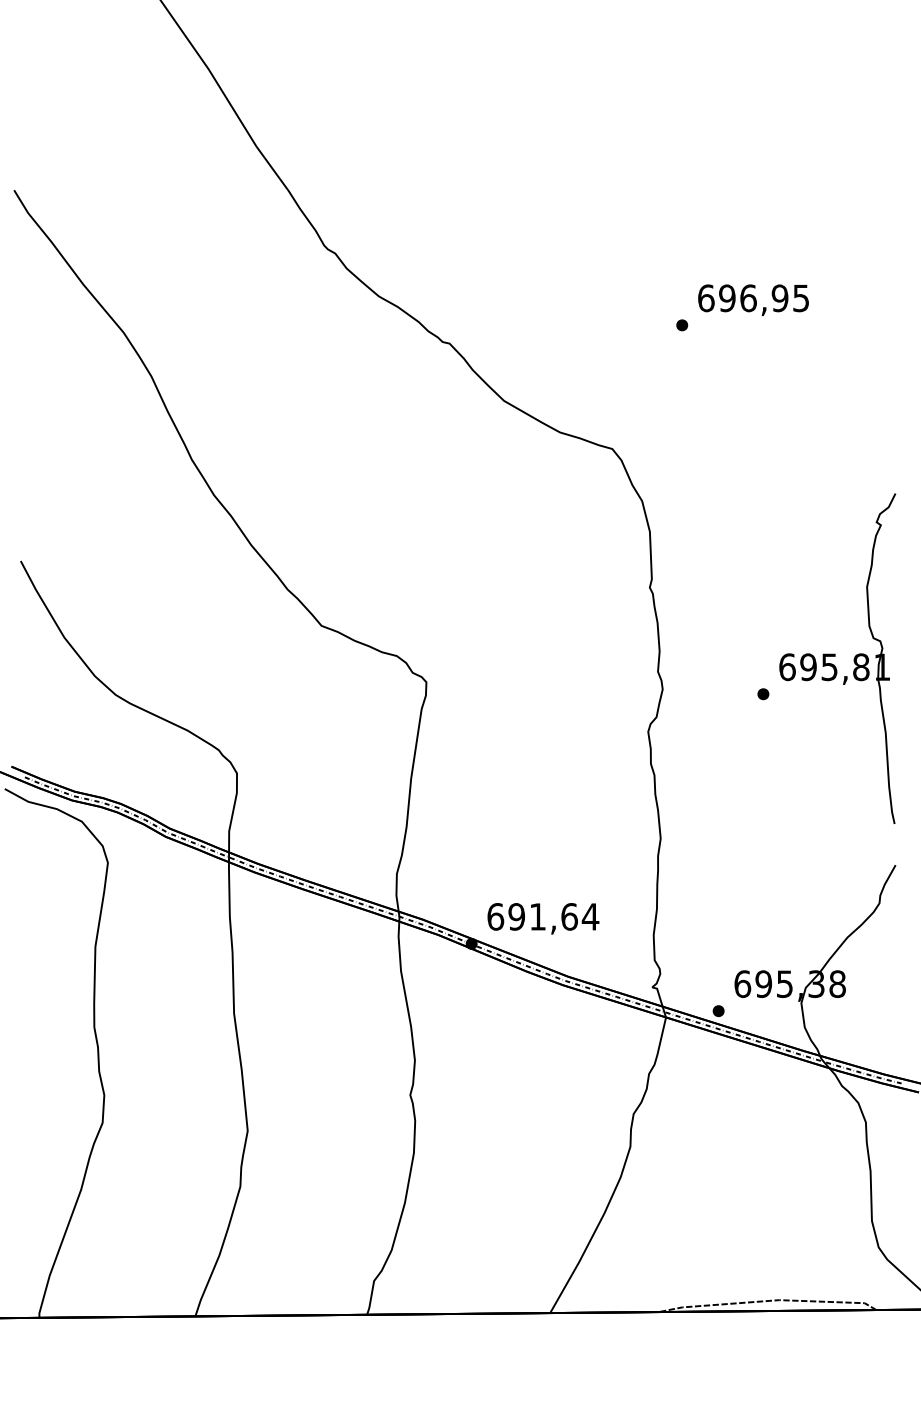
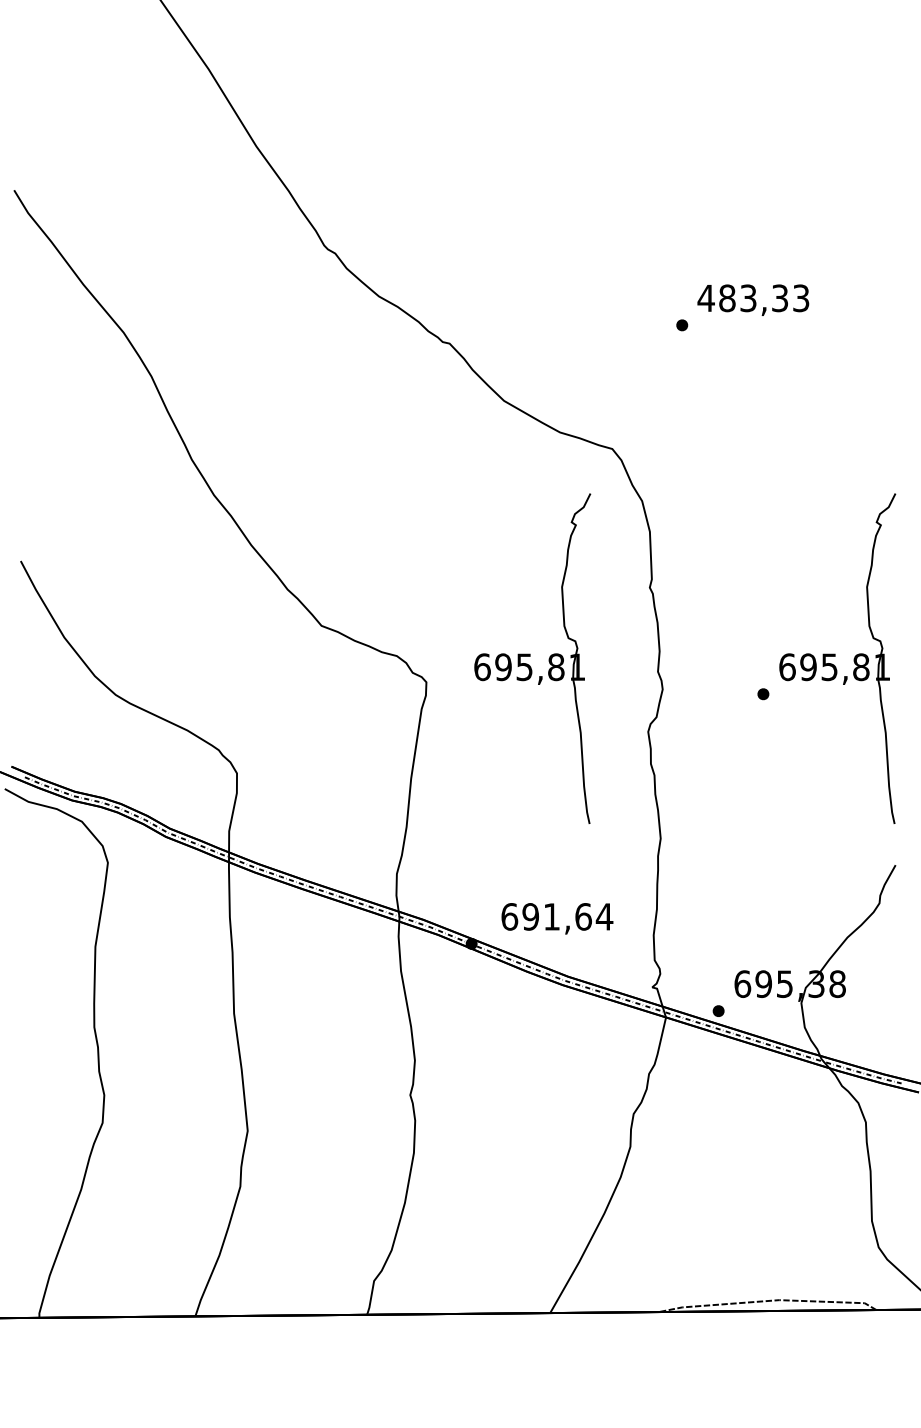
text: 696,95 -> 483,33 (753, 298)
part: none -> present (532, 658)
text position: (543, 918) -> (557, 918) (557, 918)
